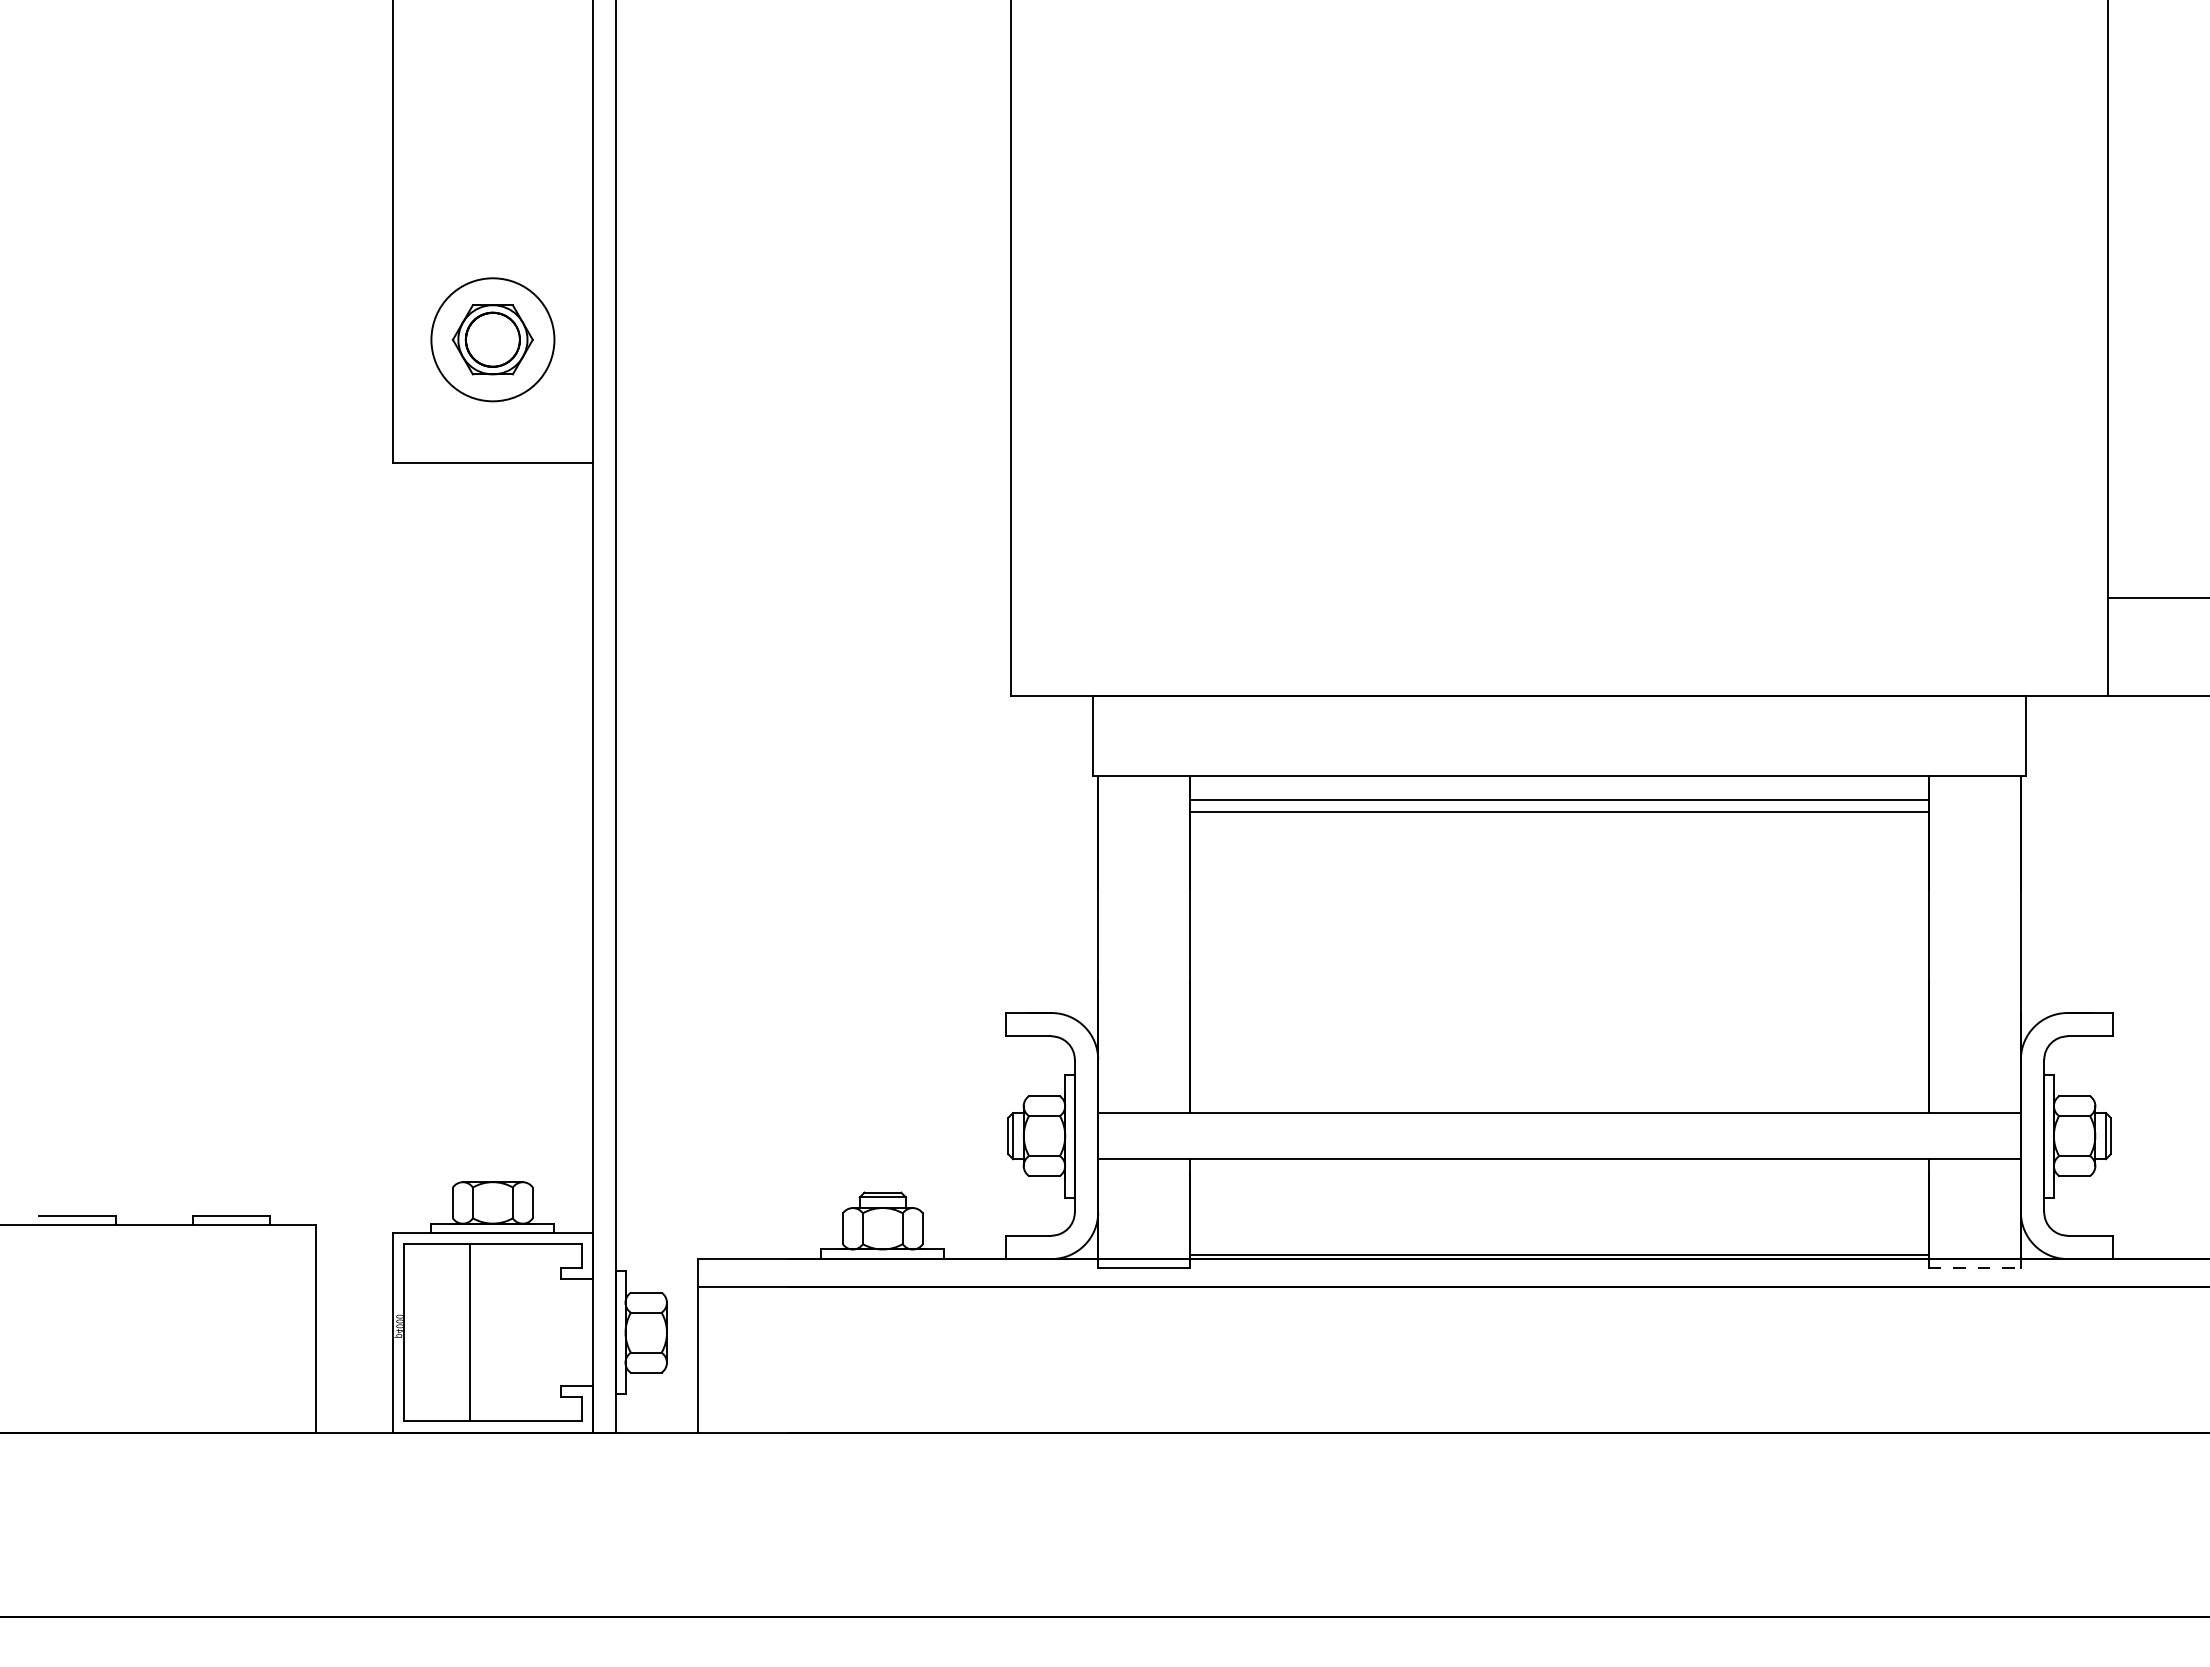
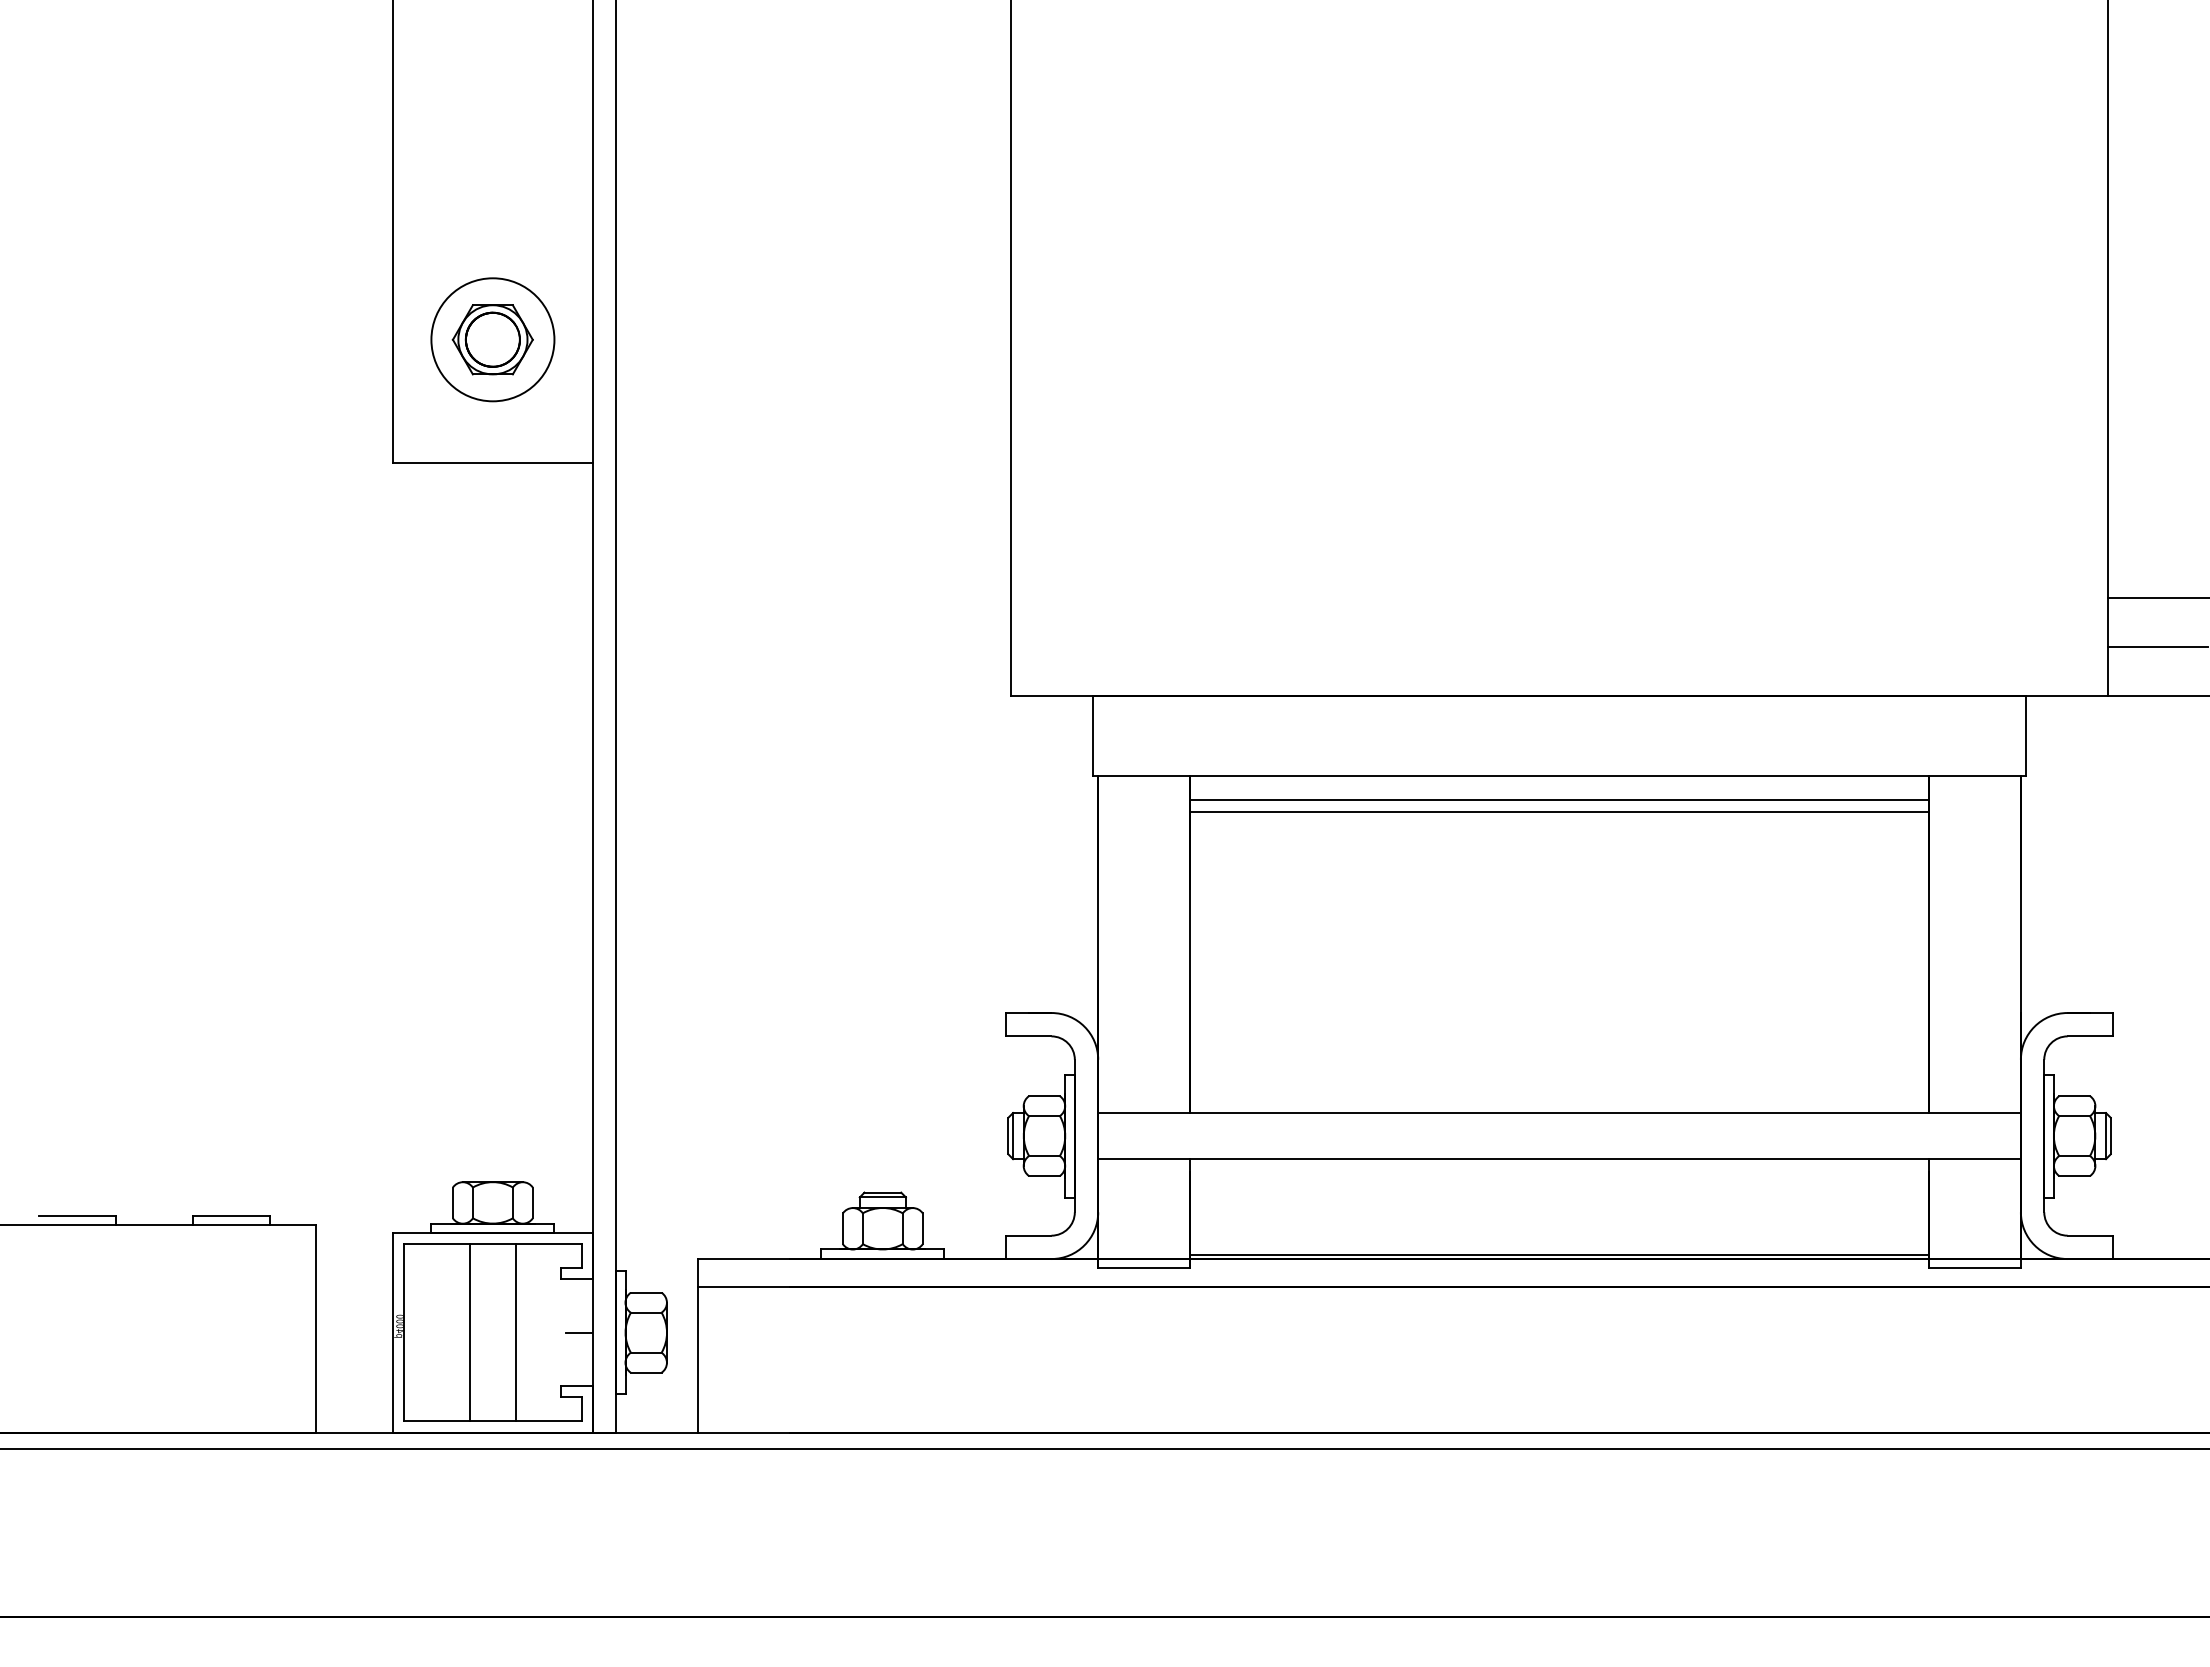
line: none -> present (2156, 647)
line: dashed -> solid (1975, 1268)
line: none -> present (516, 1332)
line: none -> present (579, 1332)
line: none -> present (1104, 1449)
